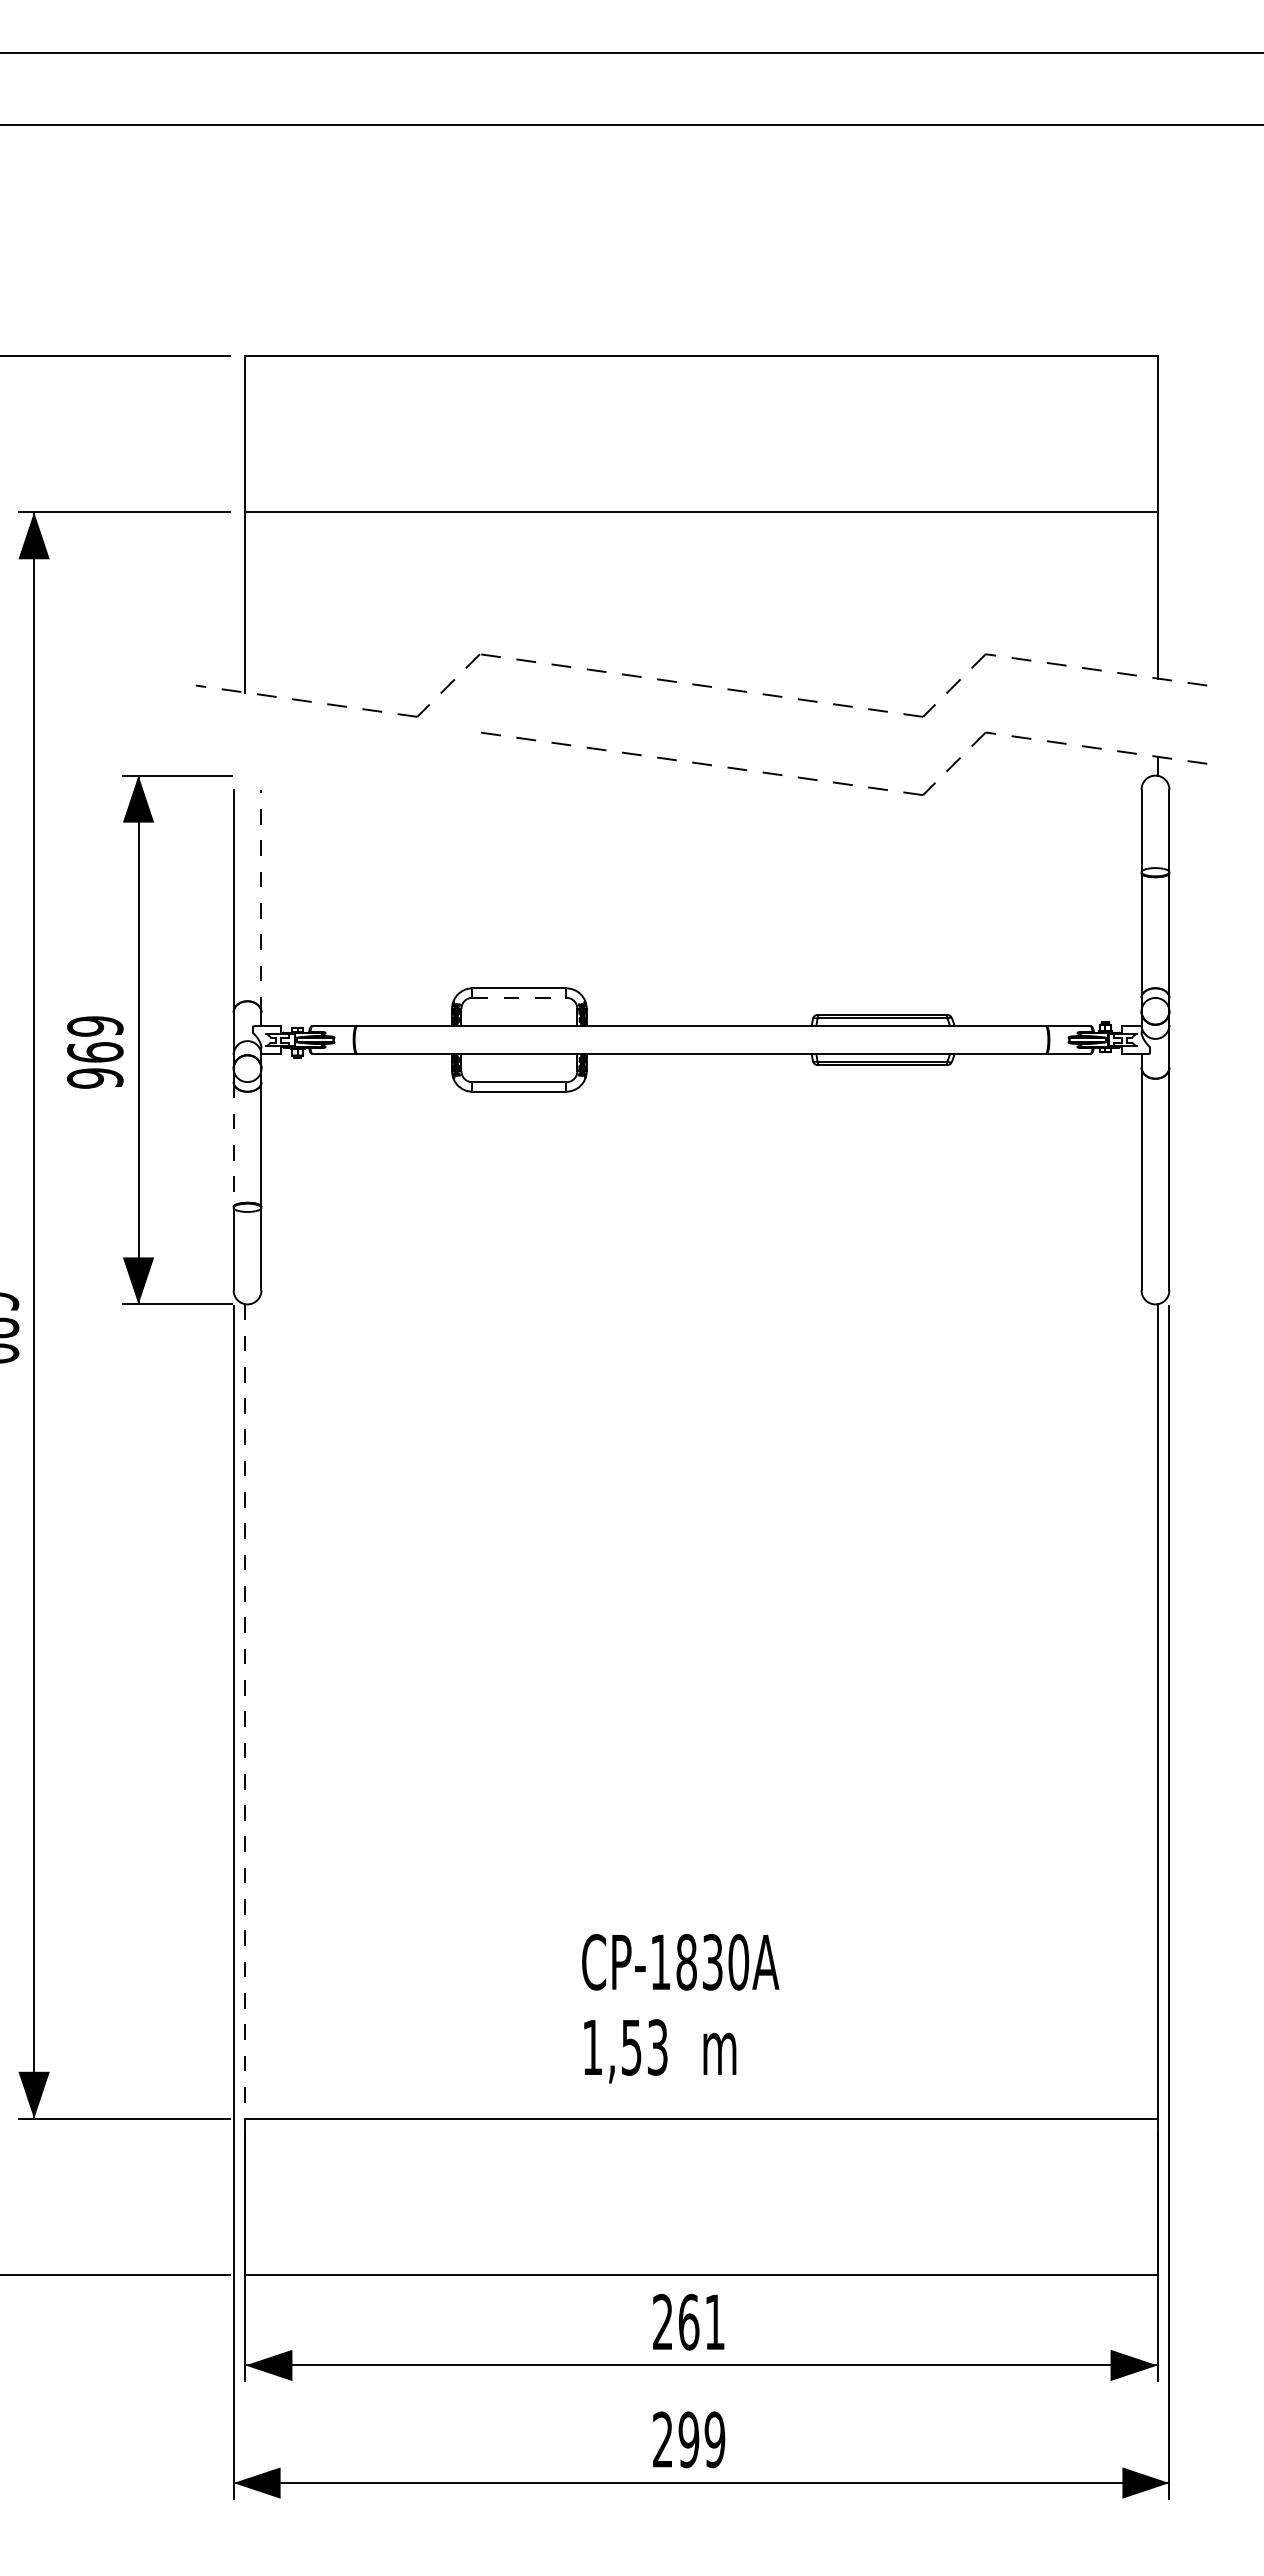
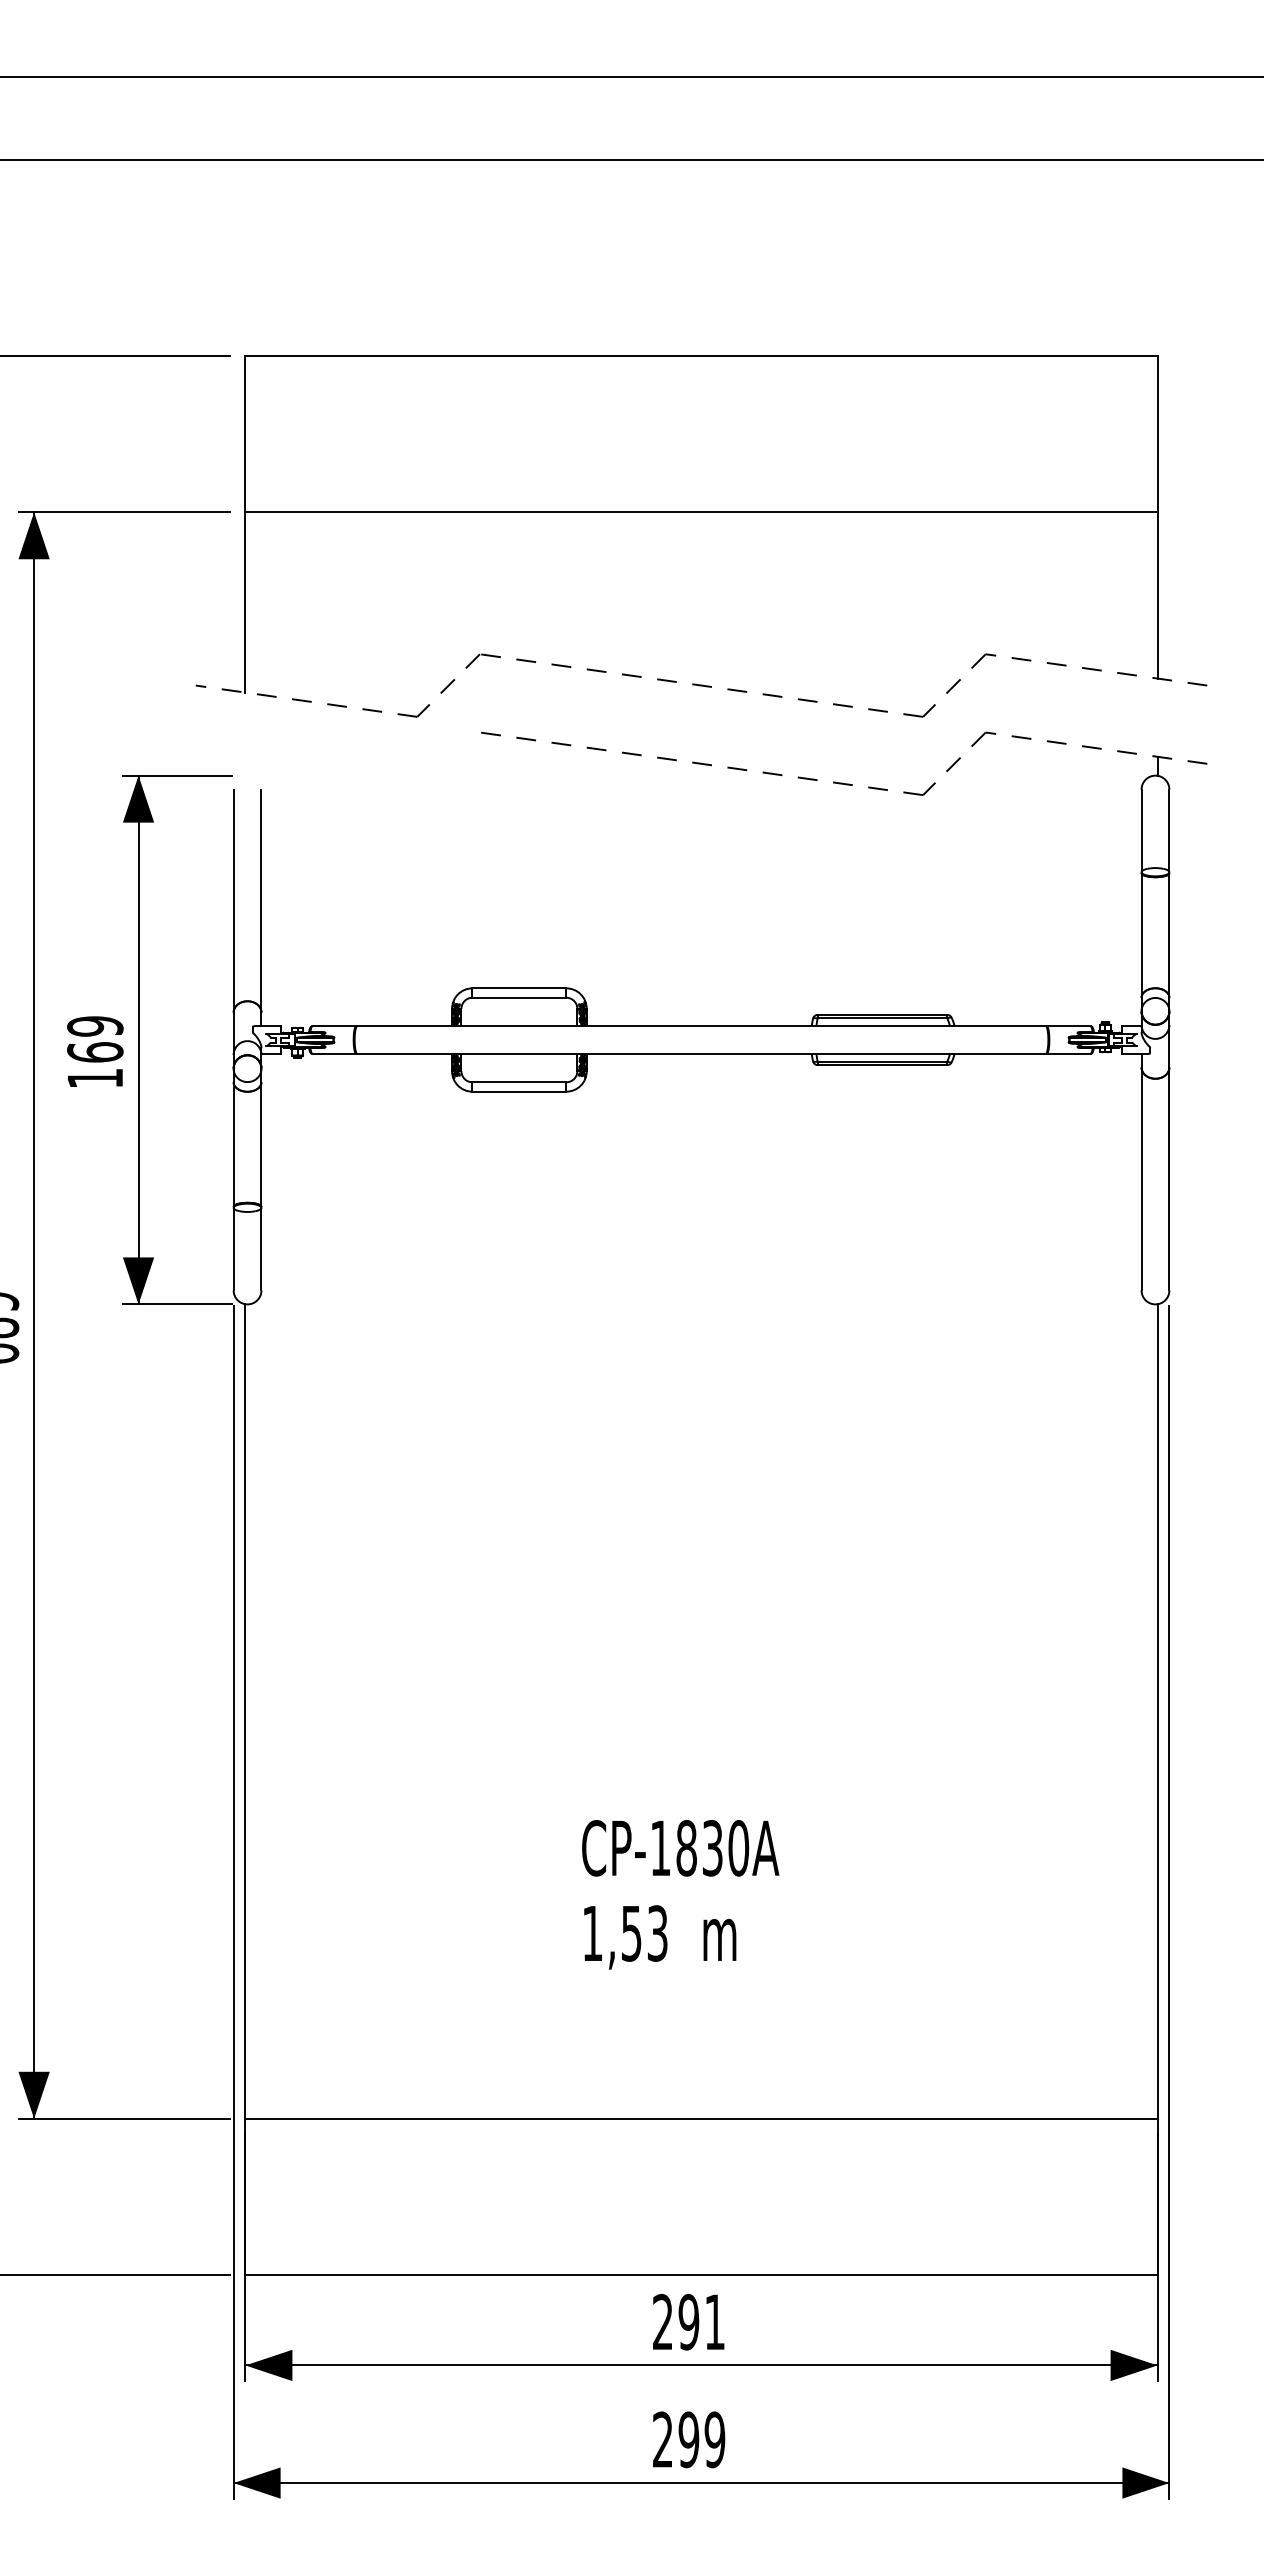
line position: (631, 53) -> (631, 77) (631, 77)
line position: (631, 125) -> (631, 160) (631, 160)
line: dashed -> solid (261, 900)
line: dashed -> solid (519, 997)
text: 969 -> 169 (95, 1078)
line: dashed -> solid (233, 1145)
line: dashed -> solid (245, 1712)
text position: (680, 2008) -> (680, 1894) (680, 1894)
text: 261 -> 291 (688, 2321)
